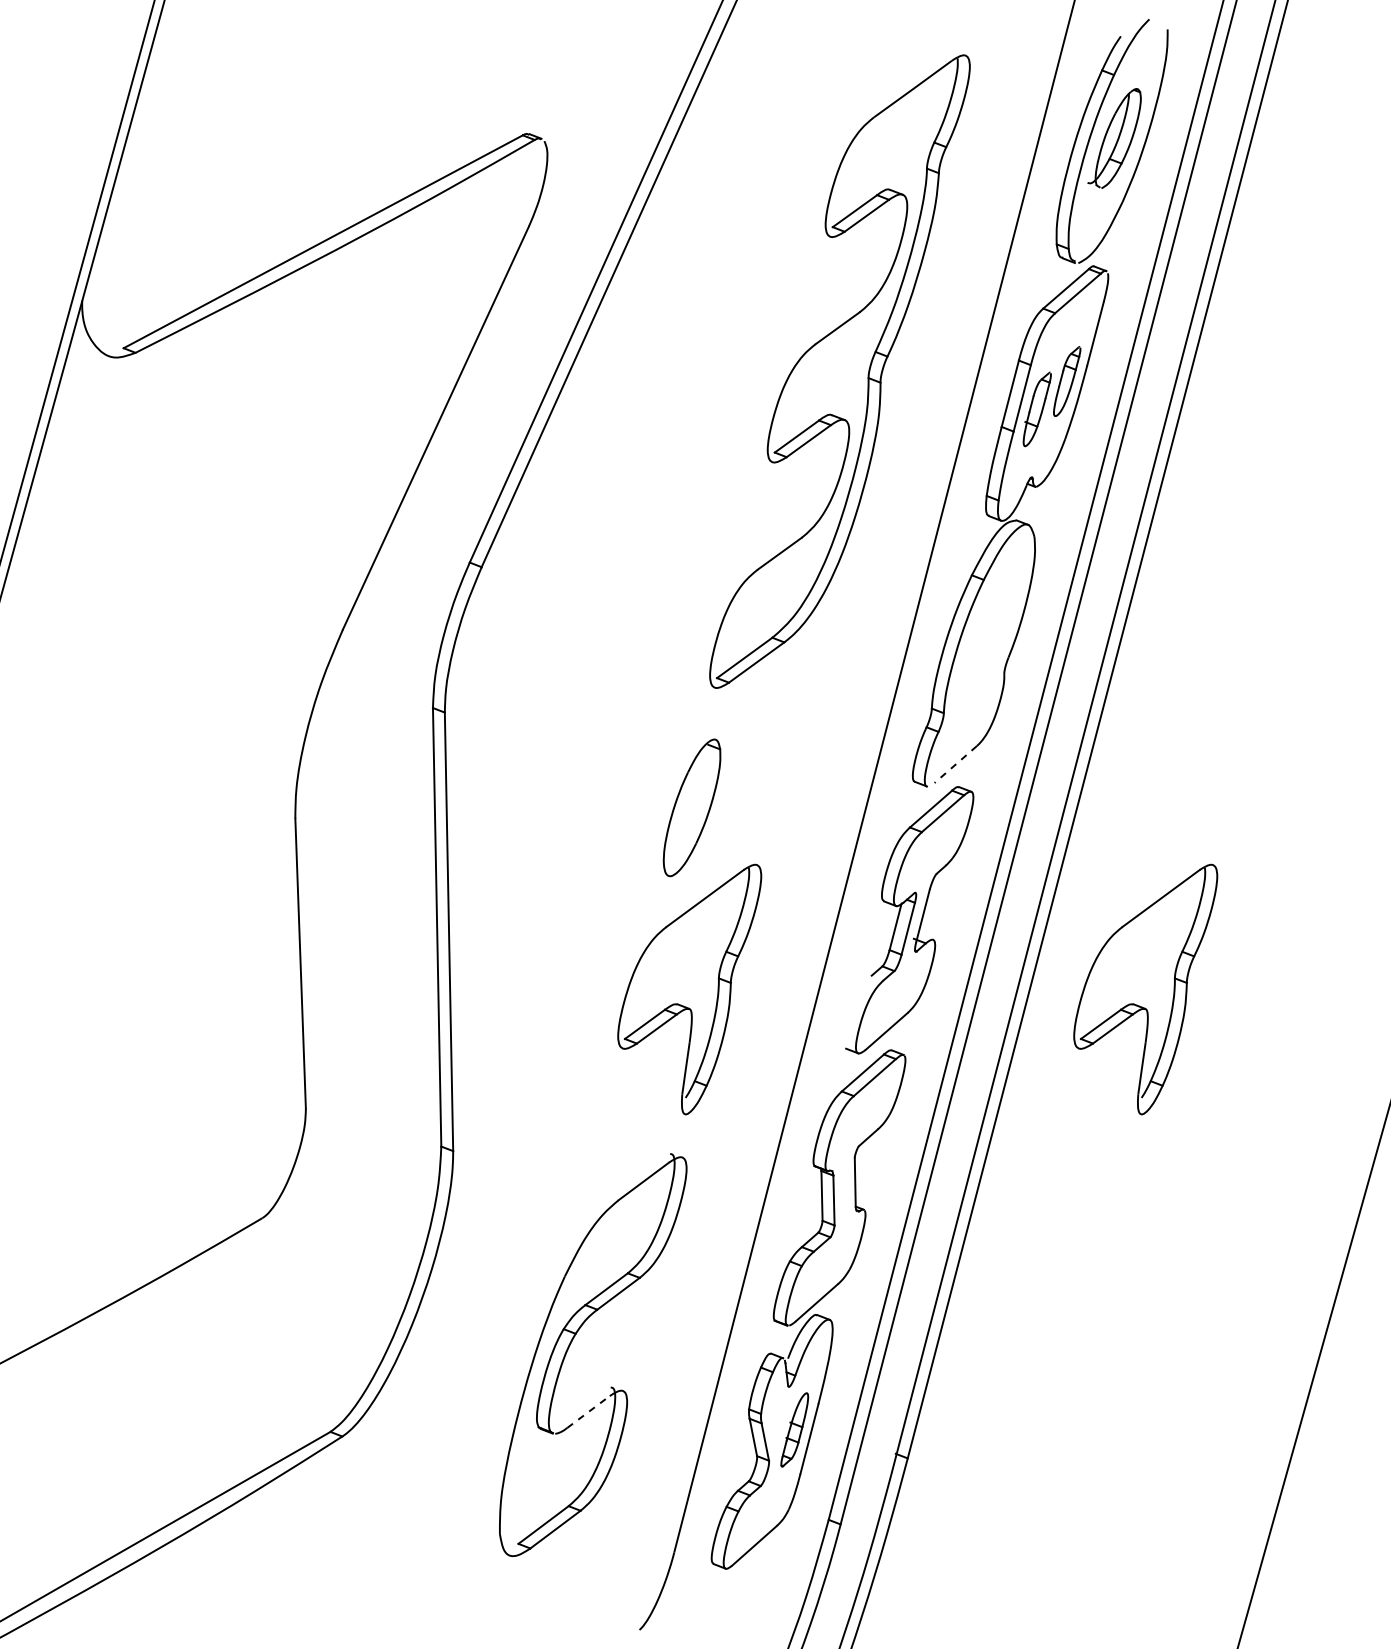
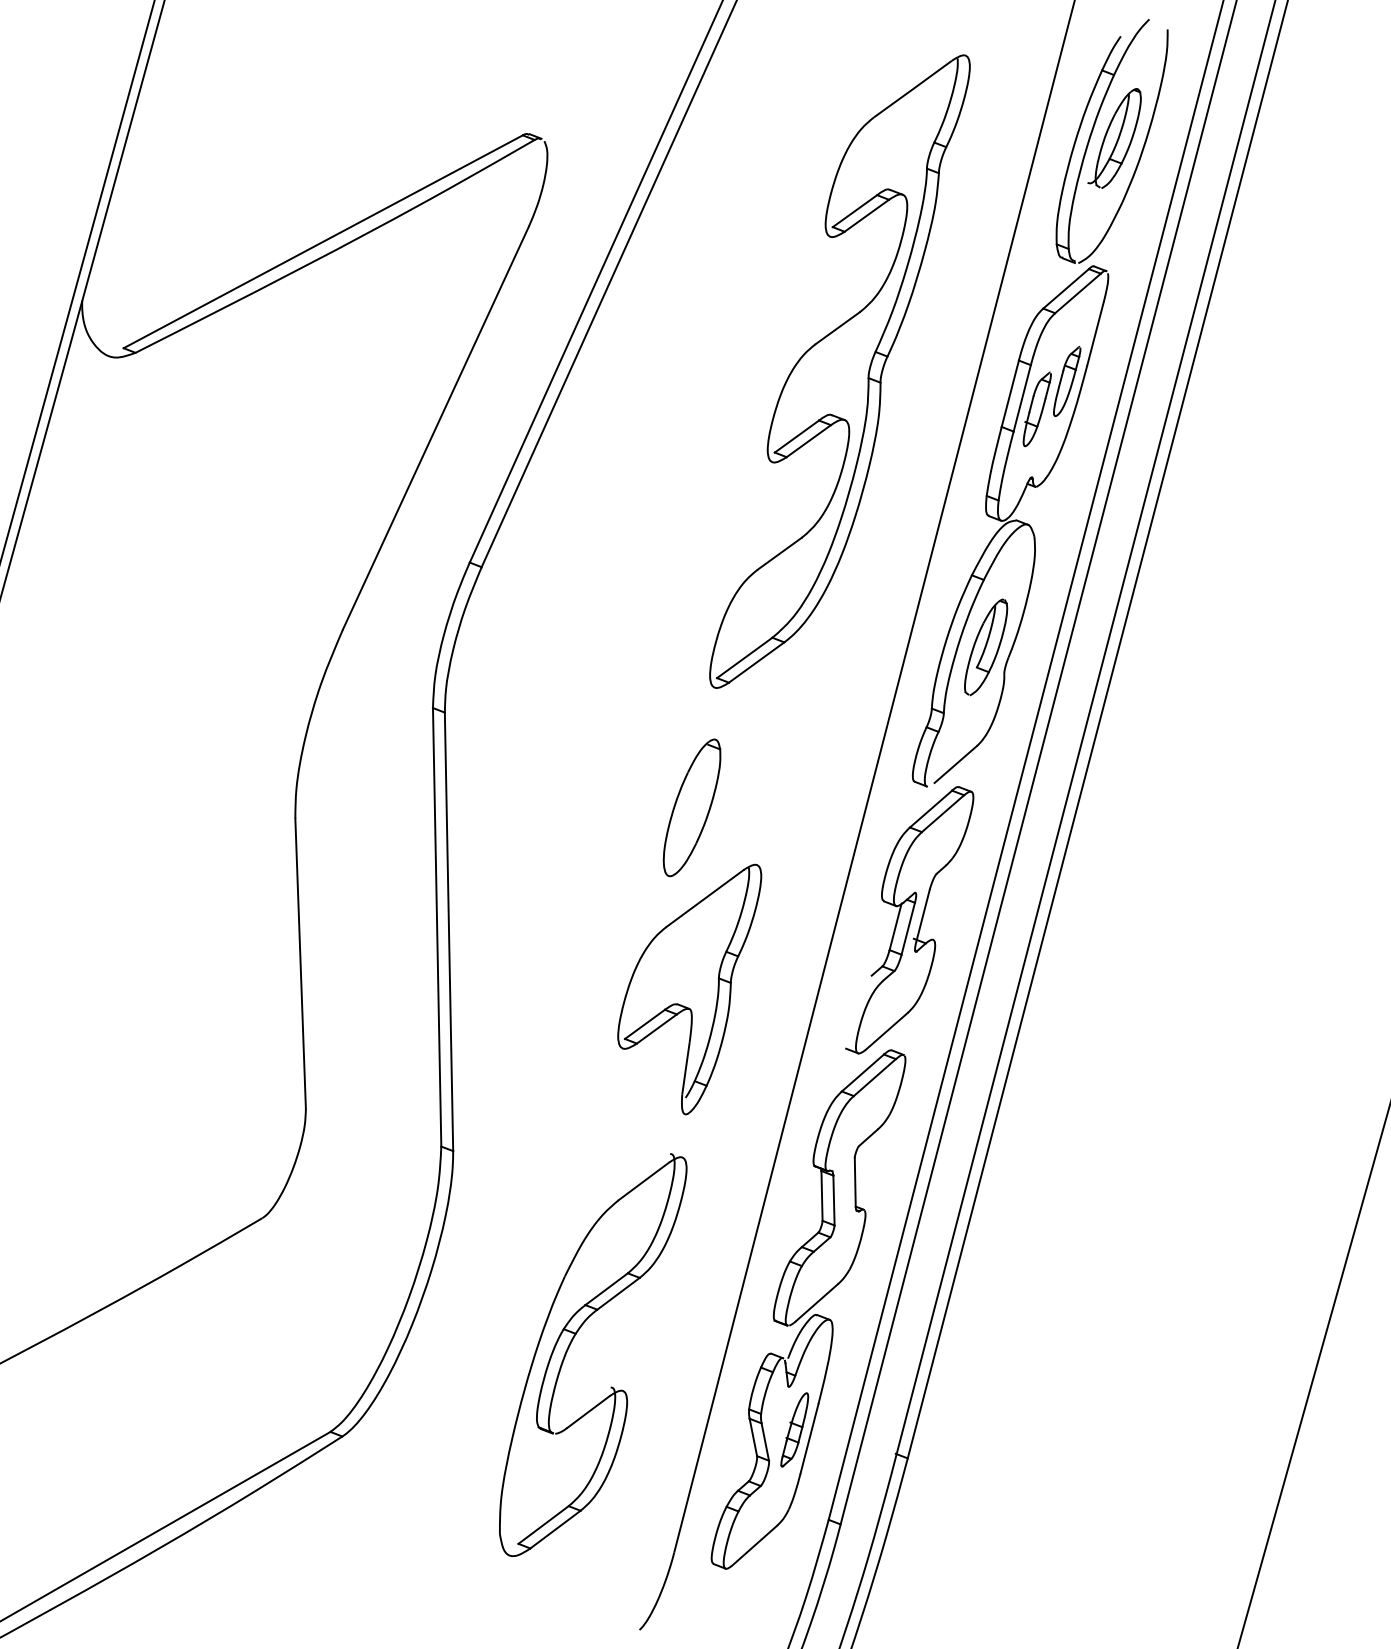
part: none -> present (986, 647)
line: dashed -> solid (955, 764)
part: present -> none (1145, 989)
line: dashed -> solid (588, 1412)
